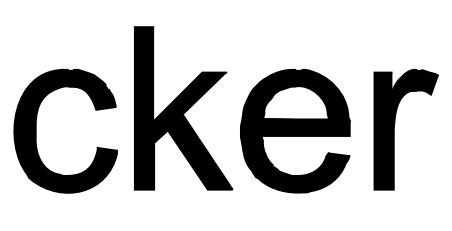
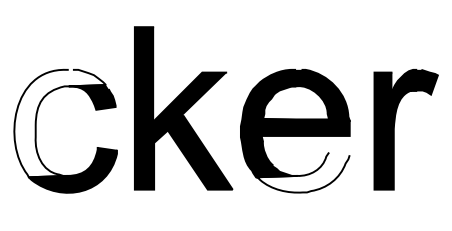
fill: present -> none (59, 123)
fill: present -> none (302, 172)
